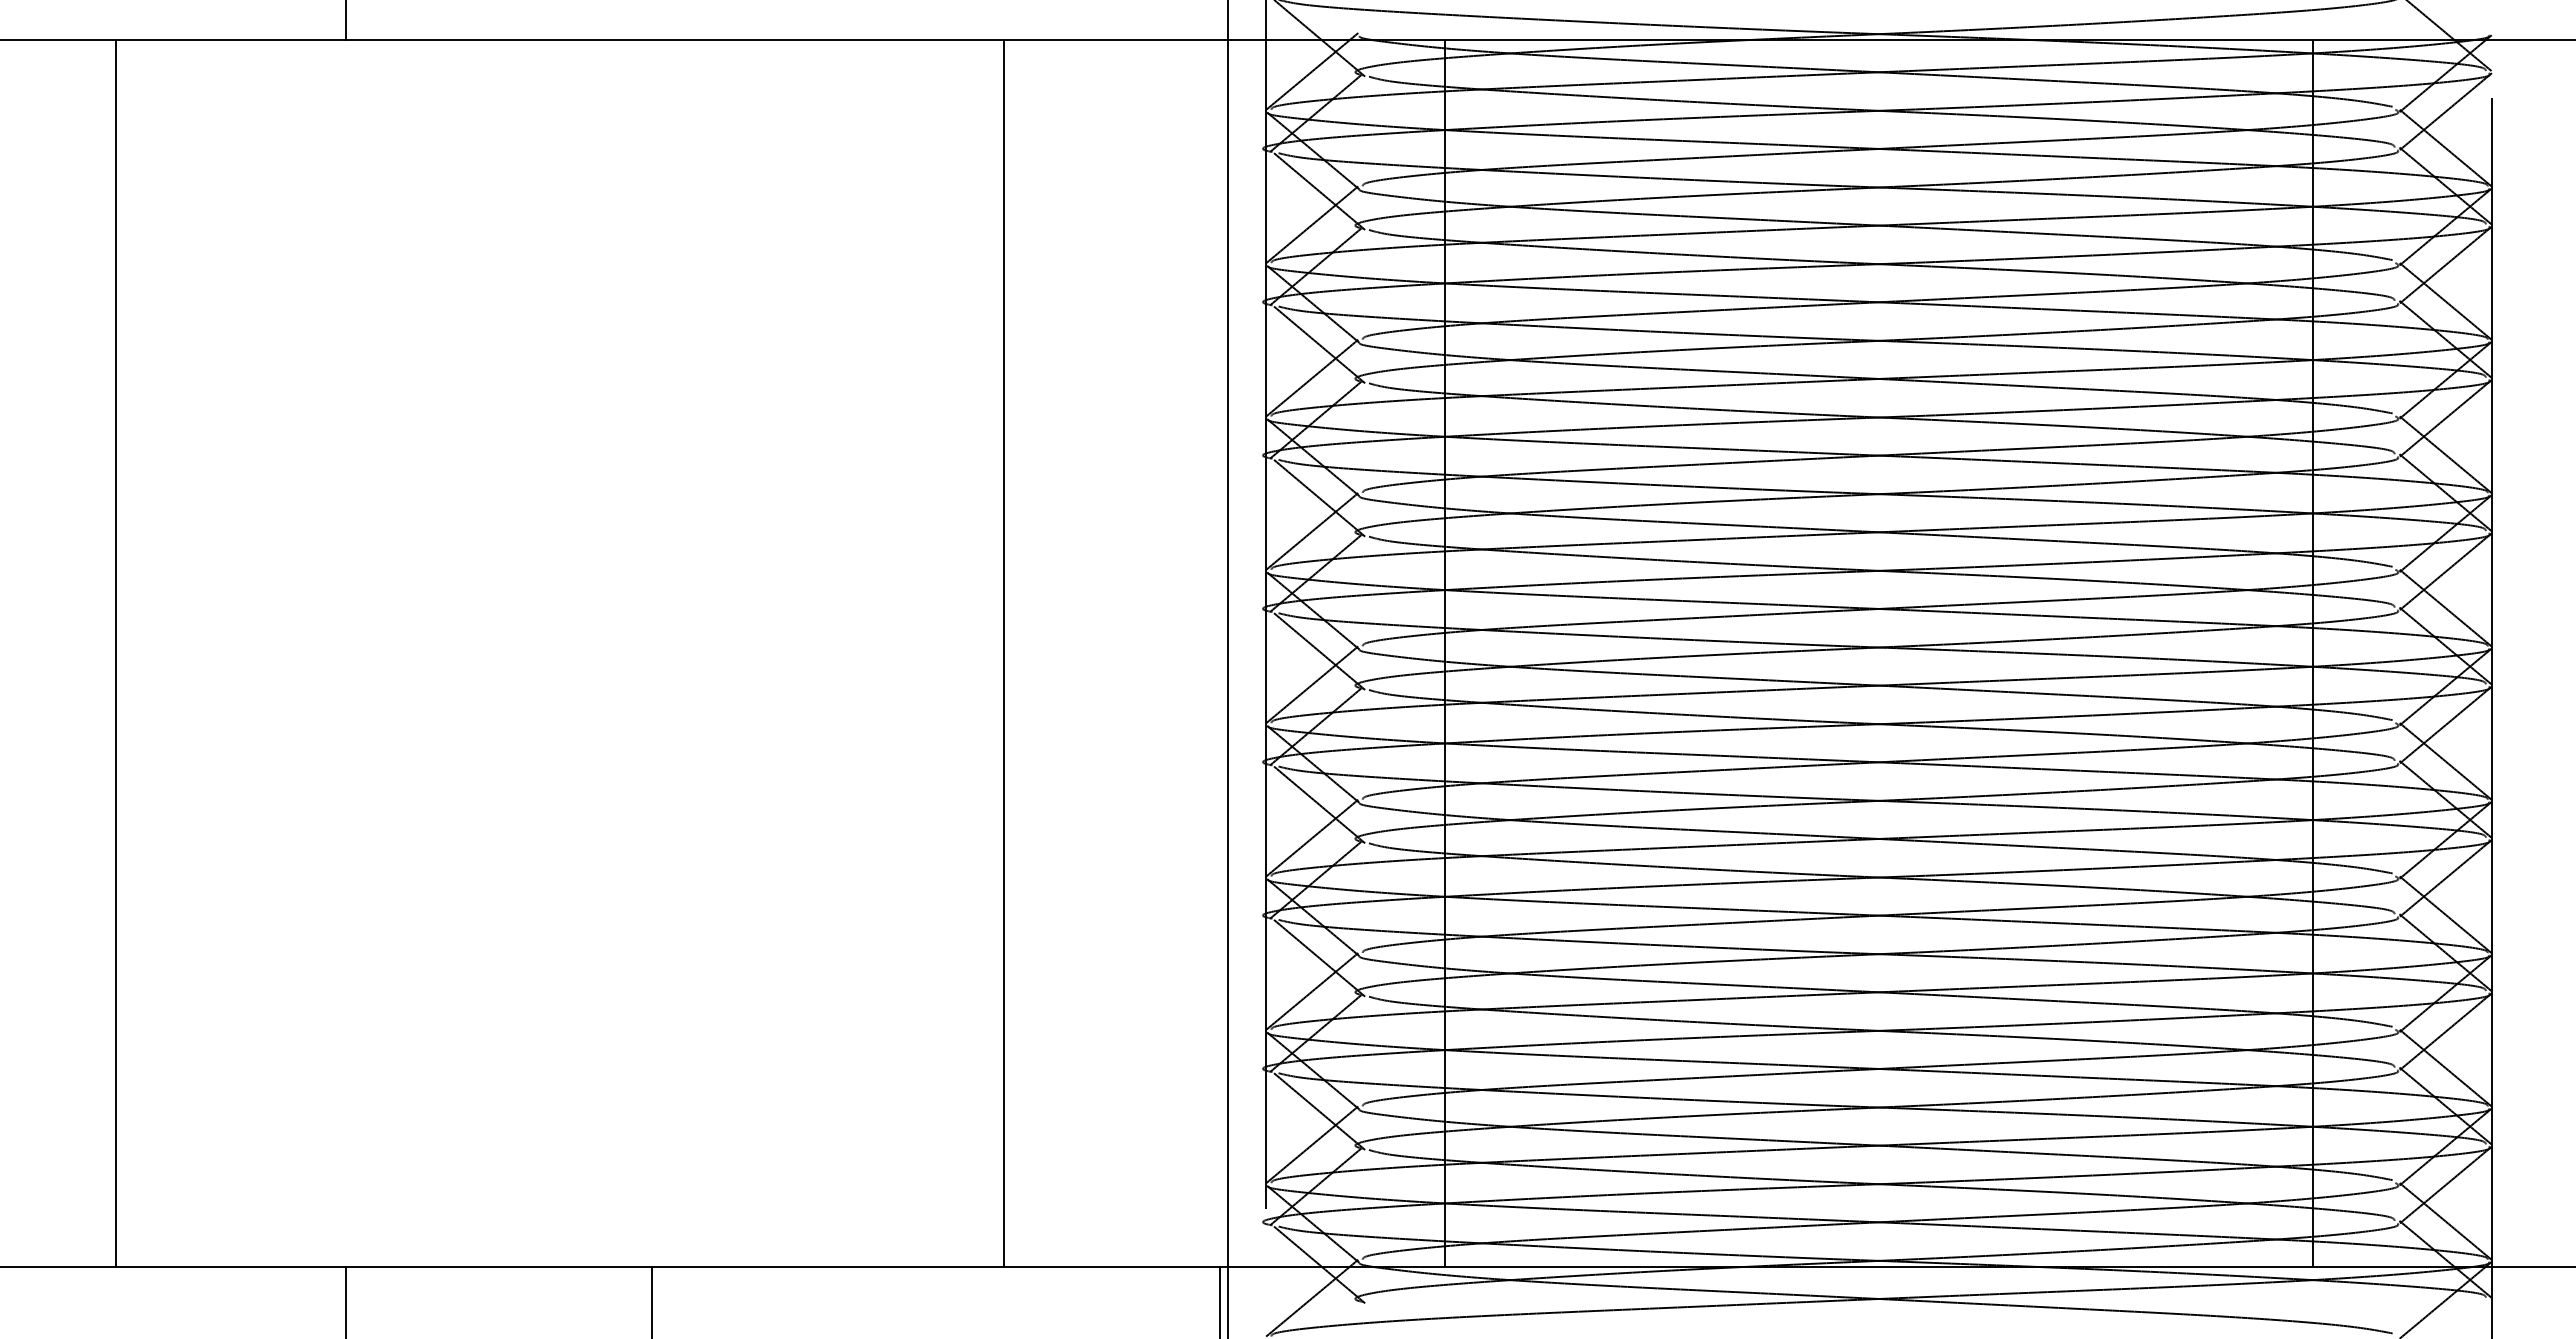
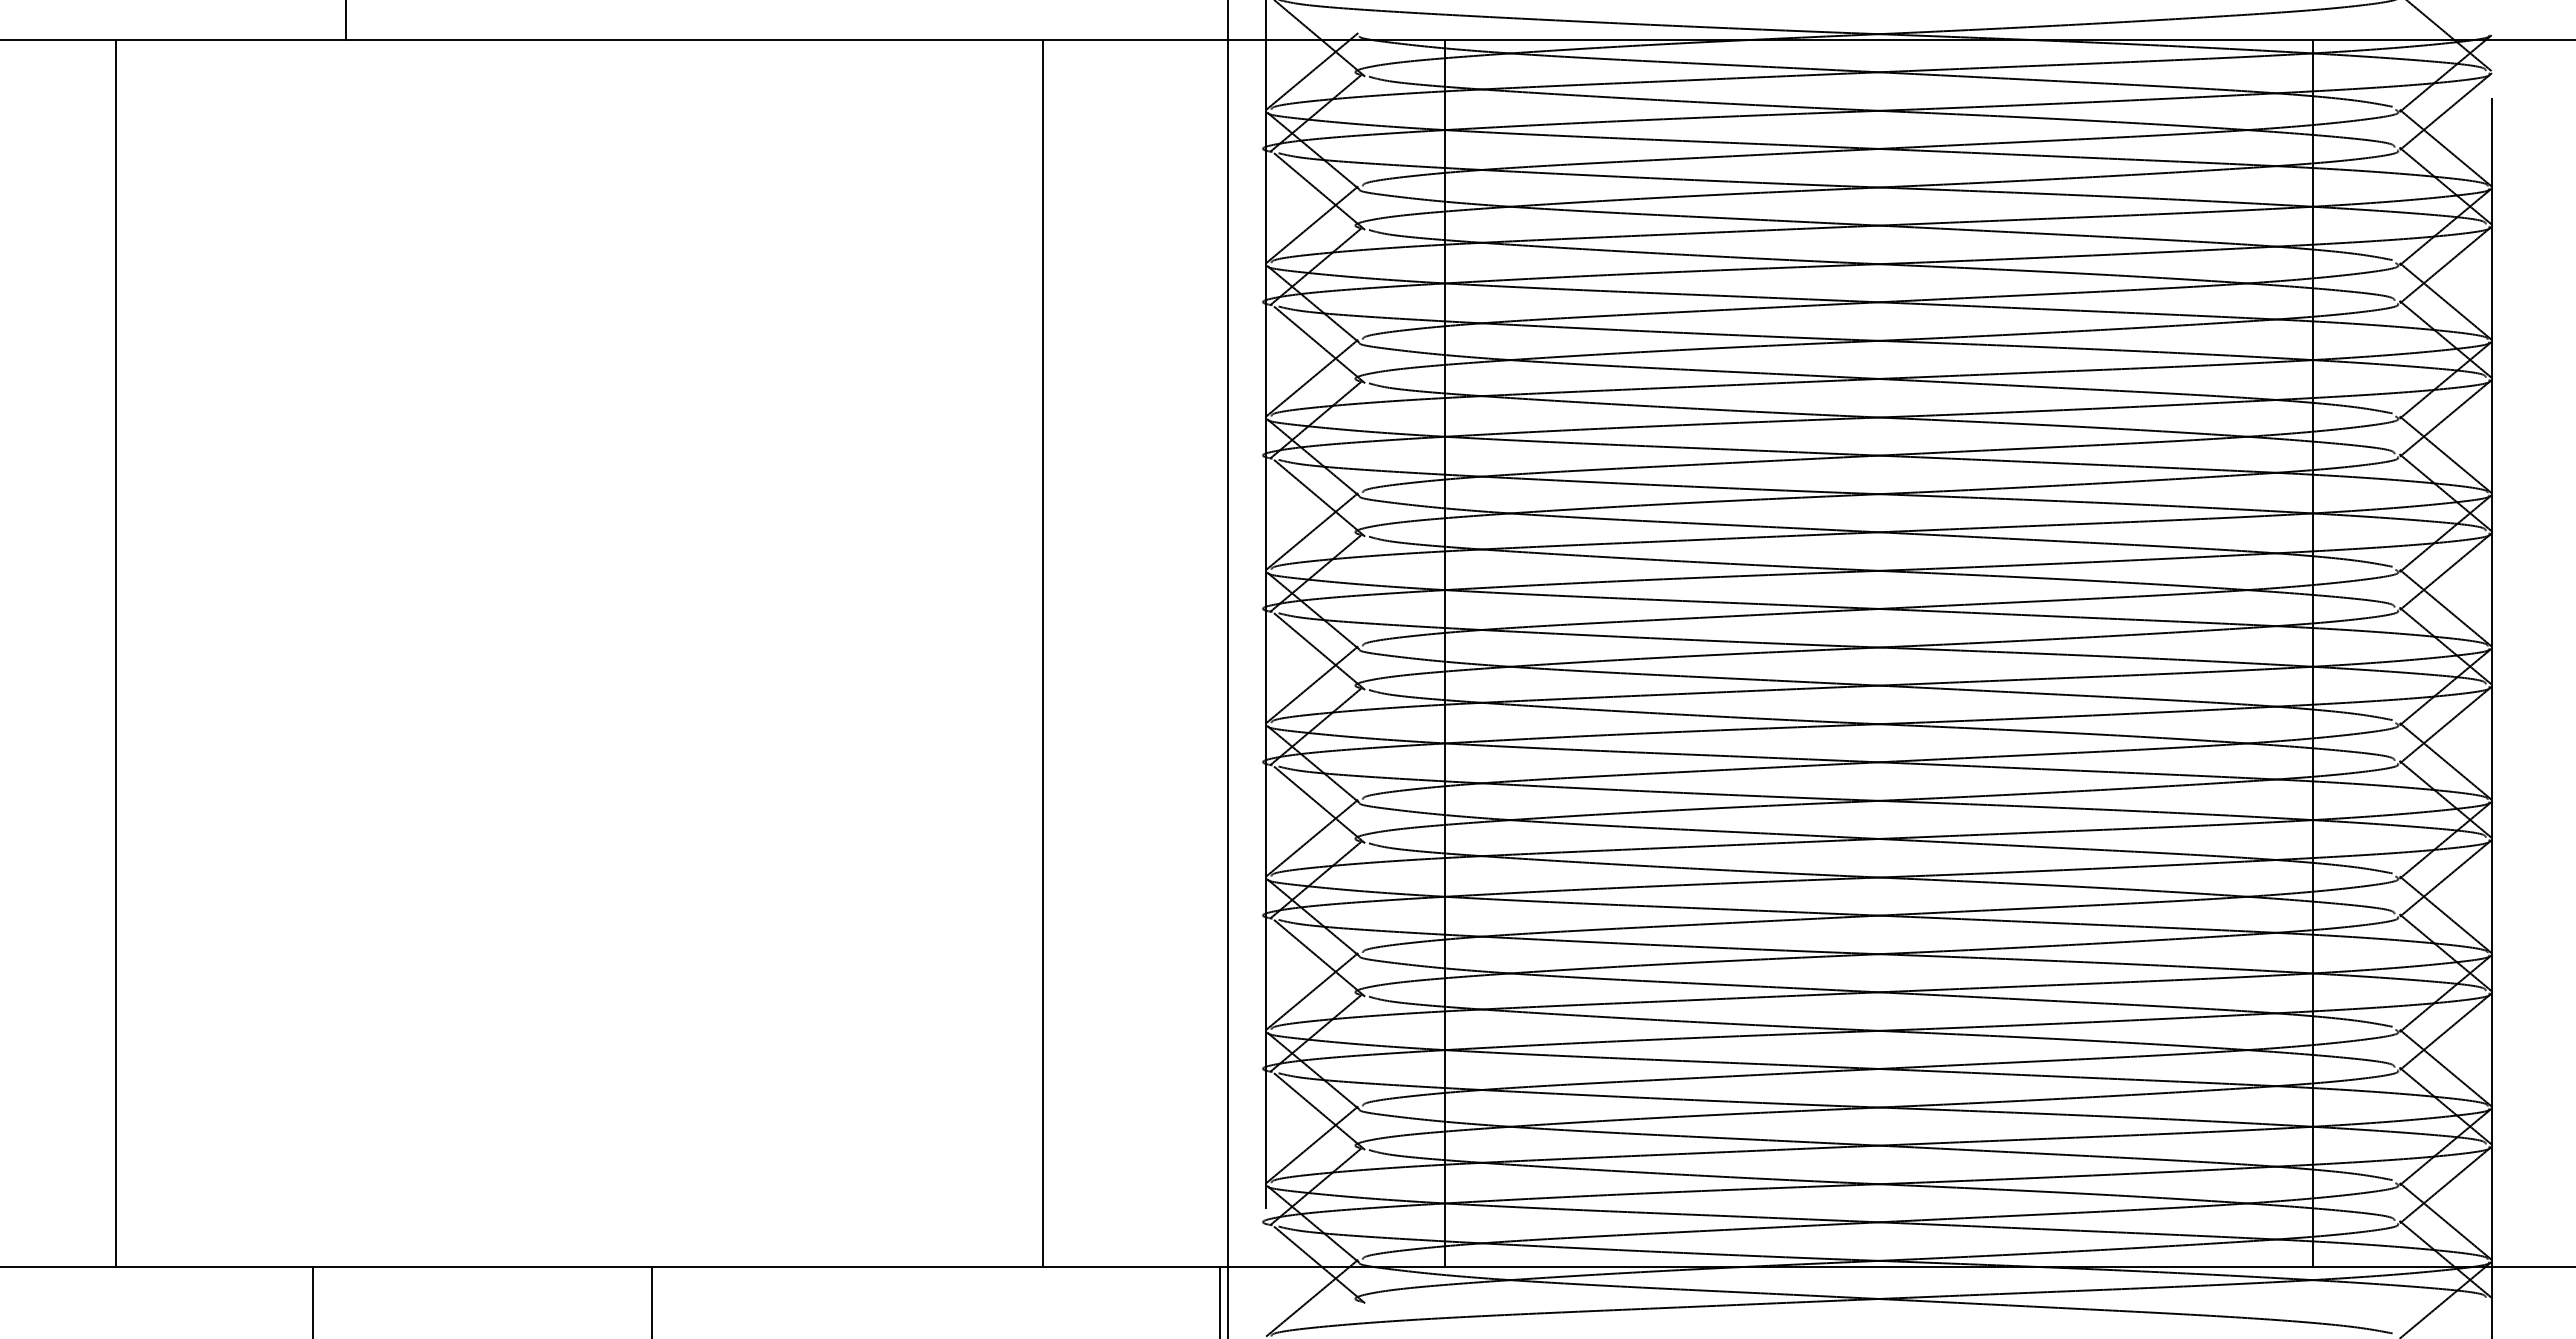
line position: (1003, 653) -> (1042, 653) (1042, 653)
line position: (345, 1300) -> (312, 1300) (312, 1300)
